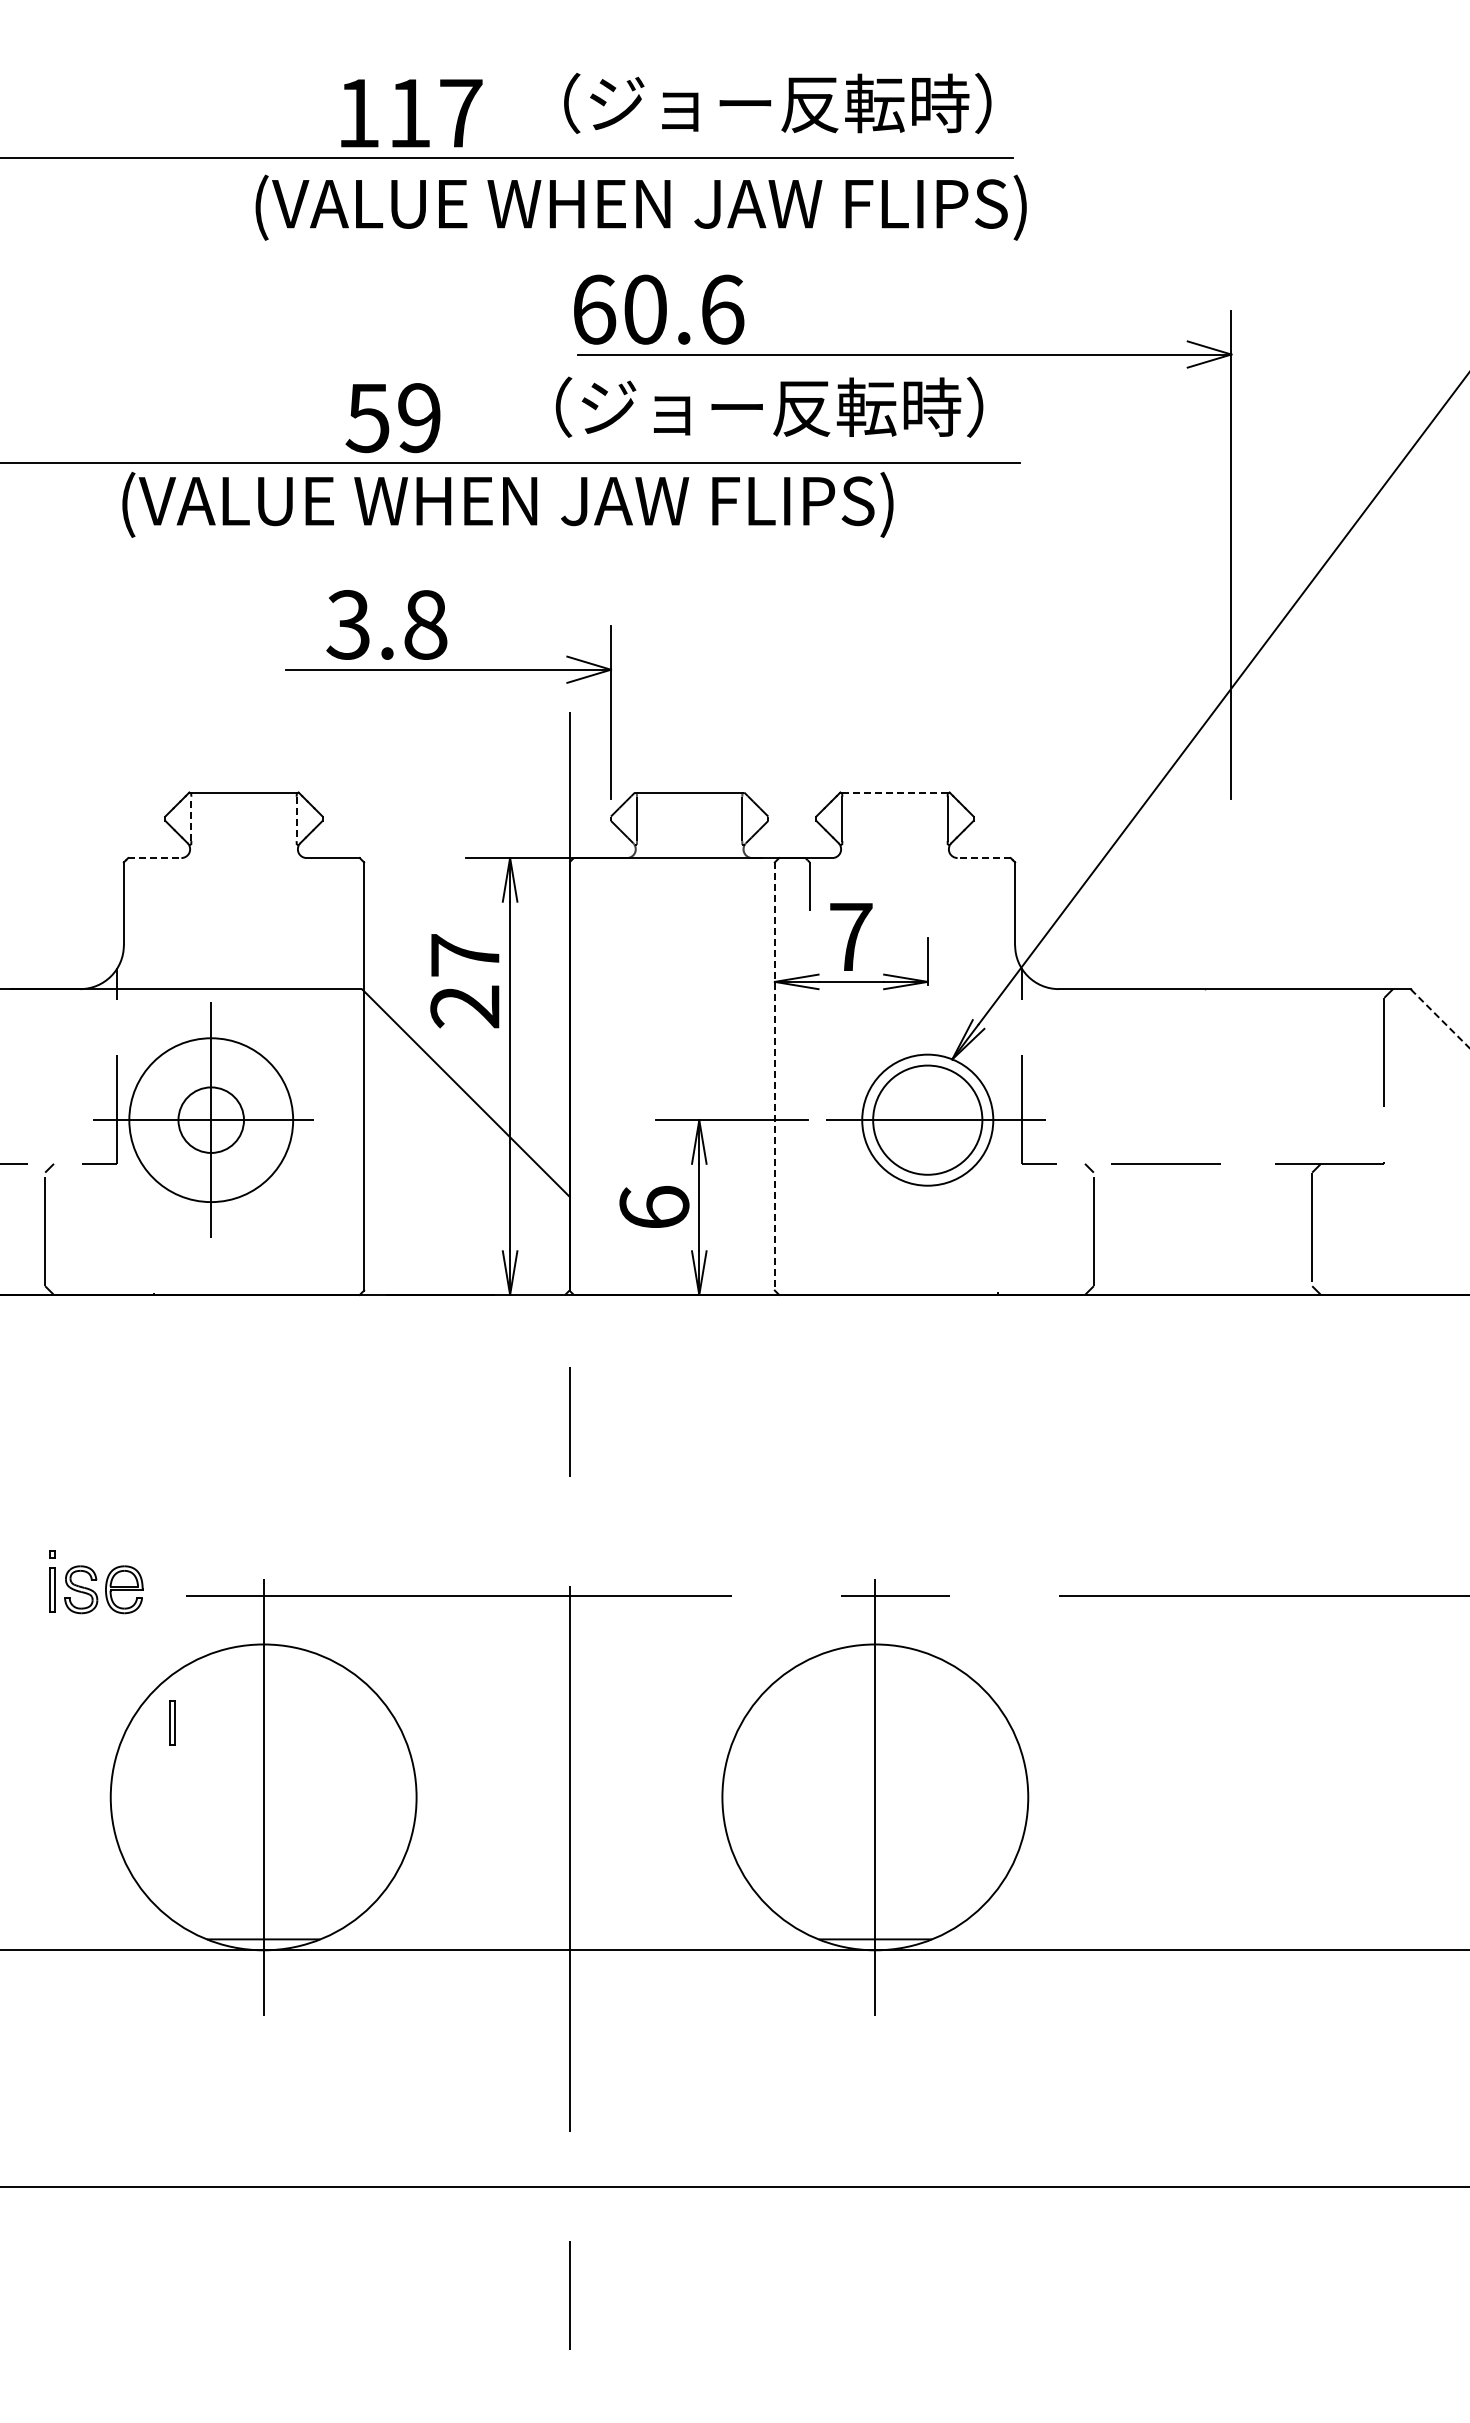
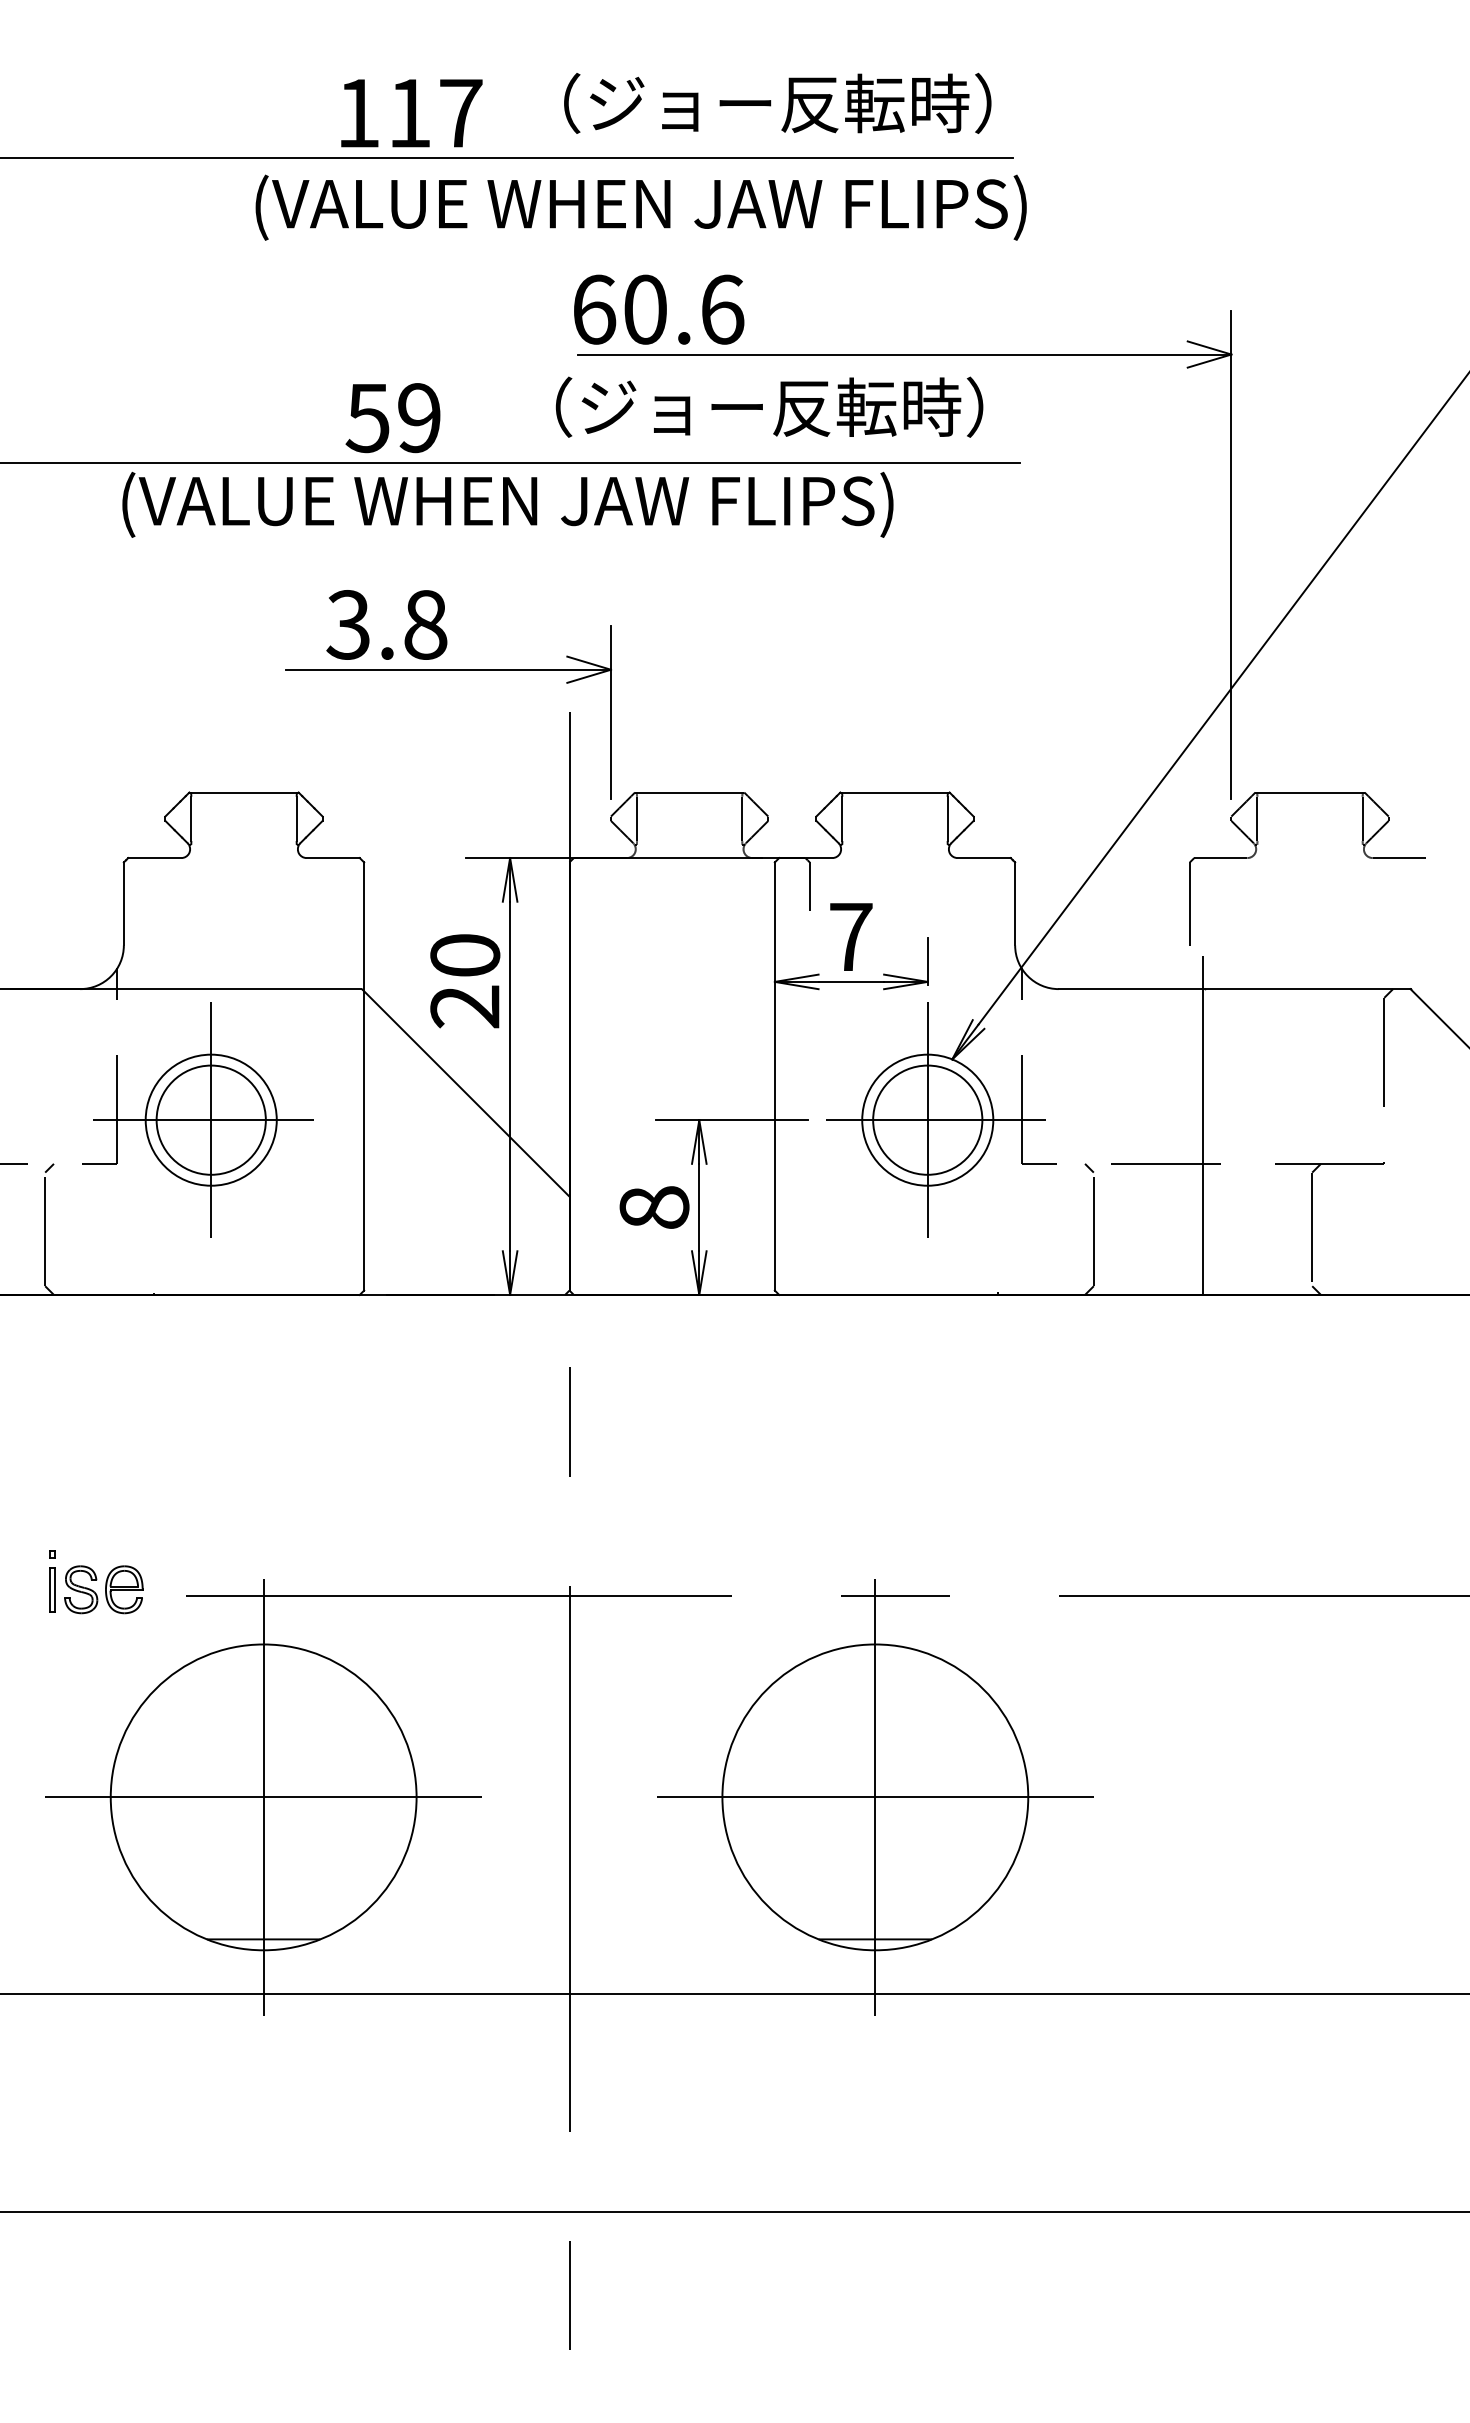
line: dashed -> solid (894, 792)
line: dashed -> solid (191, 818)
line: dashed -> solid (296, 819)
part: none -> present (1256, 853)
line: dashed -> solid (154, 858)
line: dashed -> solid (984, 858)
text: 27 -> 20 (465, 955)
line: dashed -> solid (1440, 1018)
line: dashed -> solid (774, 1077)
circle diameter: 66 px -> 109 px (210, 1119)
circle diameter: 164 px -> 131 px (210, 1119)
line: none -> present (927, 1120)
line: none -> present (1203, 1124)
text: 6 -> 8 (654, 1207)
part: present -> none (172, 1722)
line: none -> present (263, 1797)
line: none -> present (874, 1797)
line position: (734, 1950) -> (734, 1994) (734, 1994)
line position: (734, 2187) -> (734, 2212) (734, 2212)
